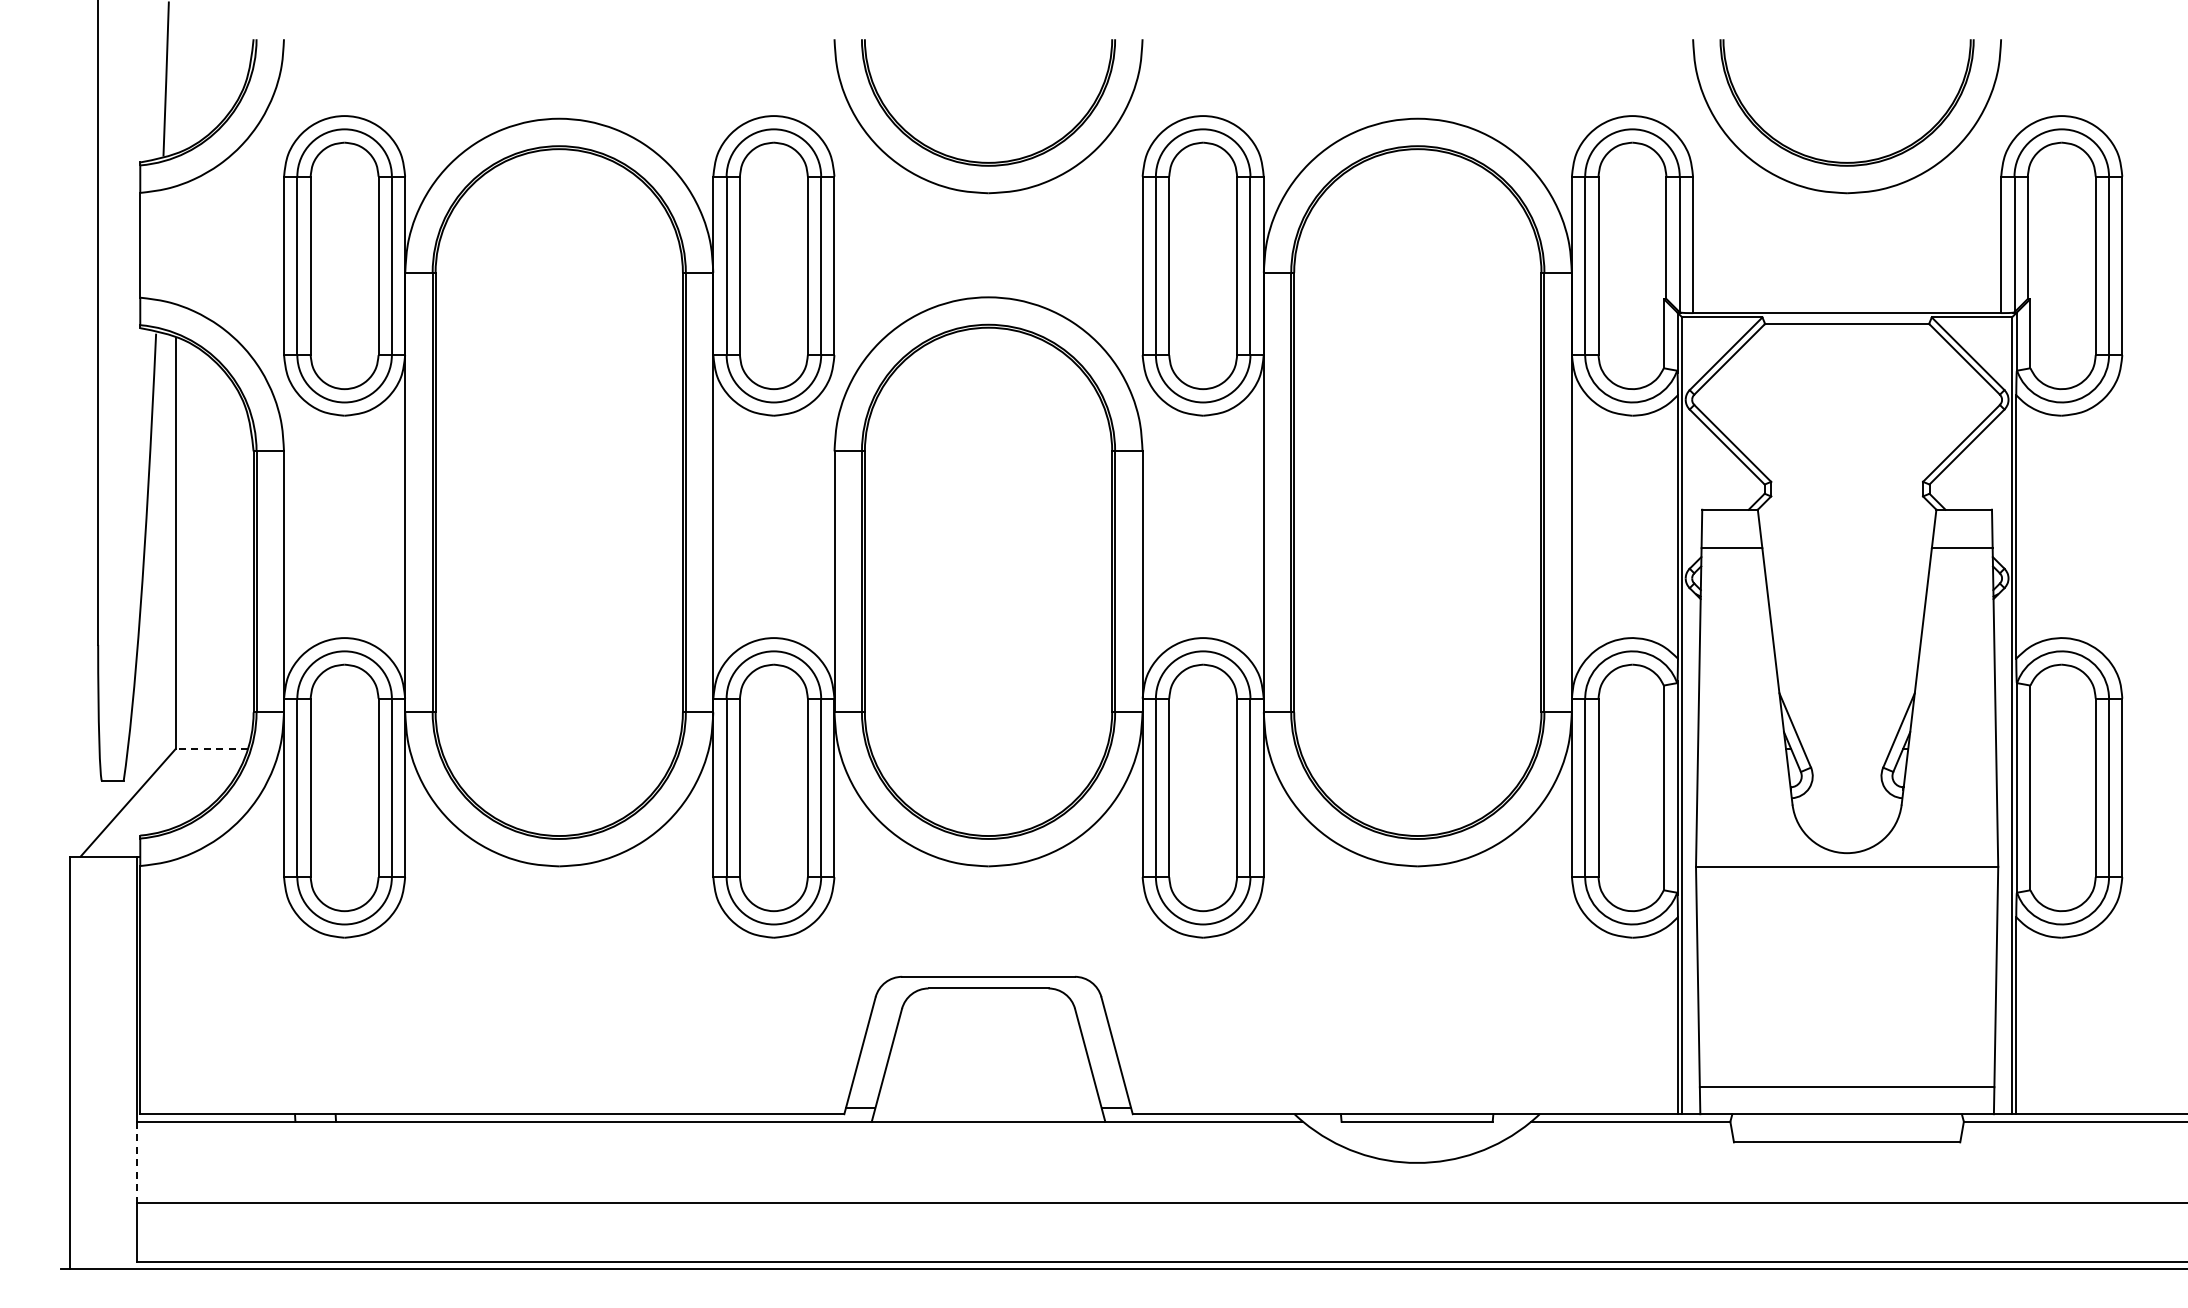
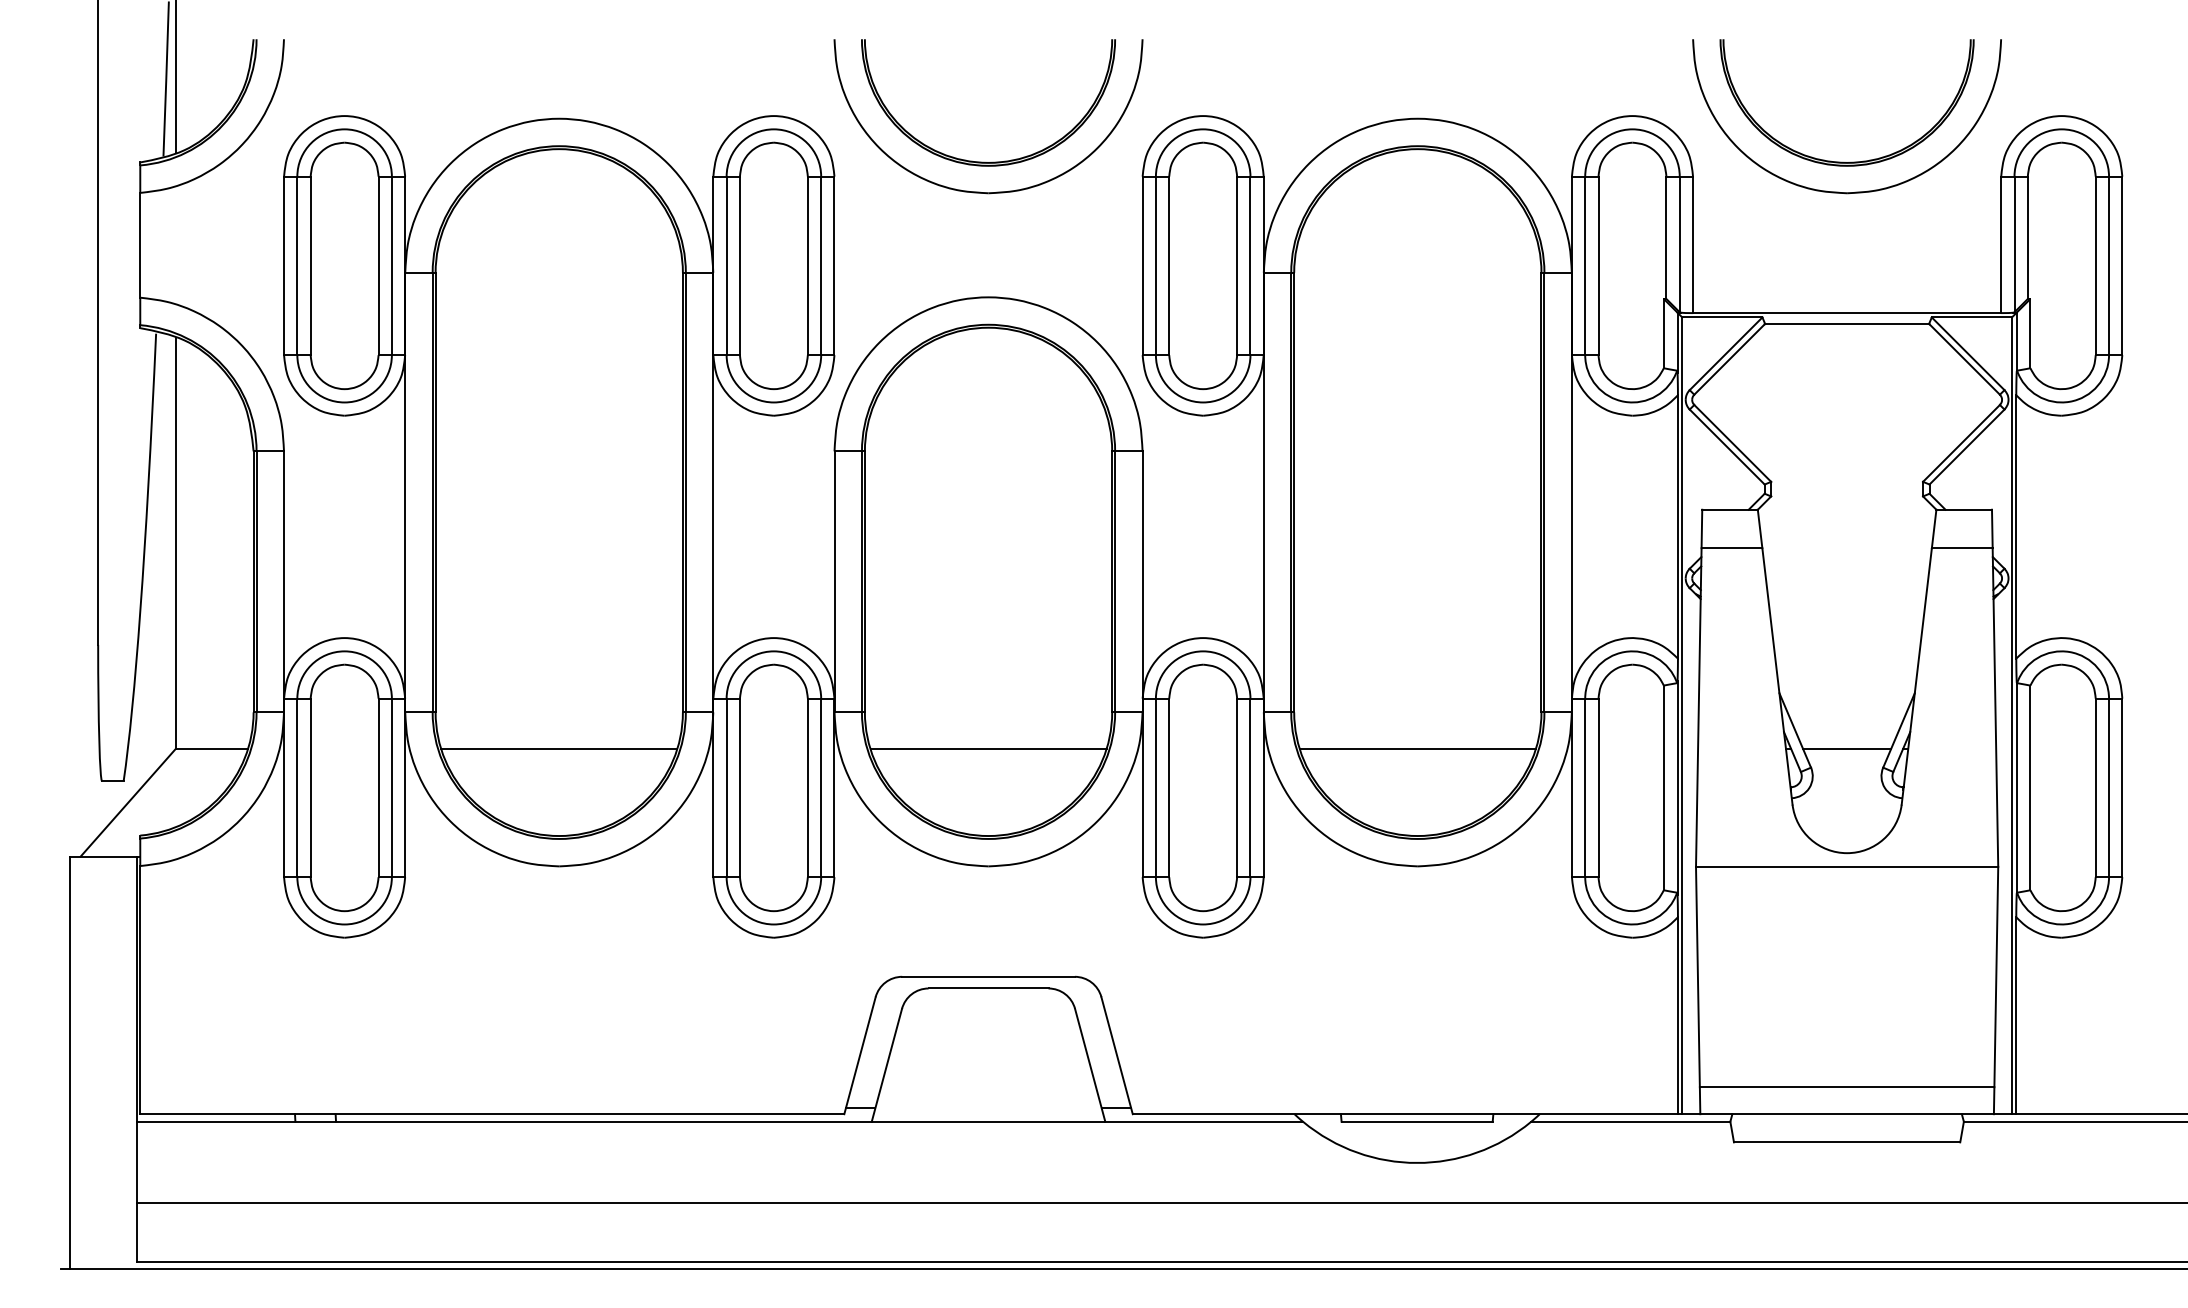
line: none -> present (175, 77)
line: dashed -> solid (211, 749)
line: none -> present (559, 749)
line: none -> present (988, 749)
line: none -> present (1417, 749)
line: none -> present (1847, 749)
line: dashed -> solid (136, 1162)
